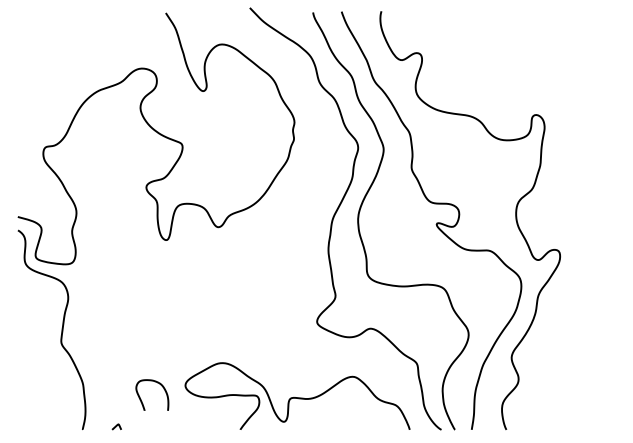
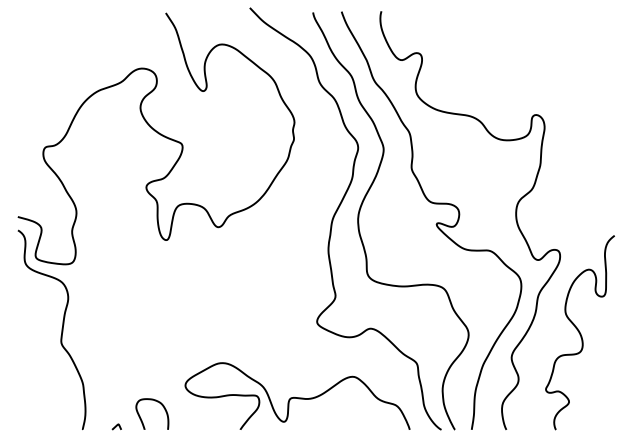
curve: none -> present (579, 332)
curve position: (160, 385) -> (160, 404) (160, 404)
